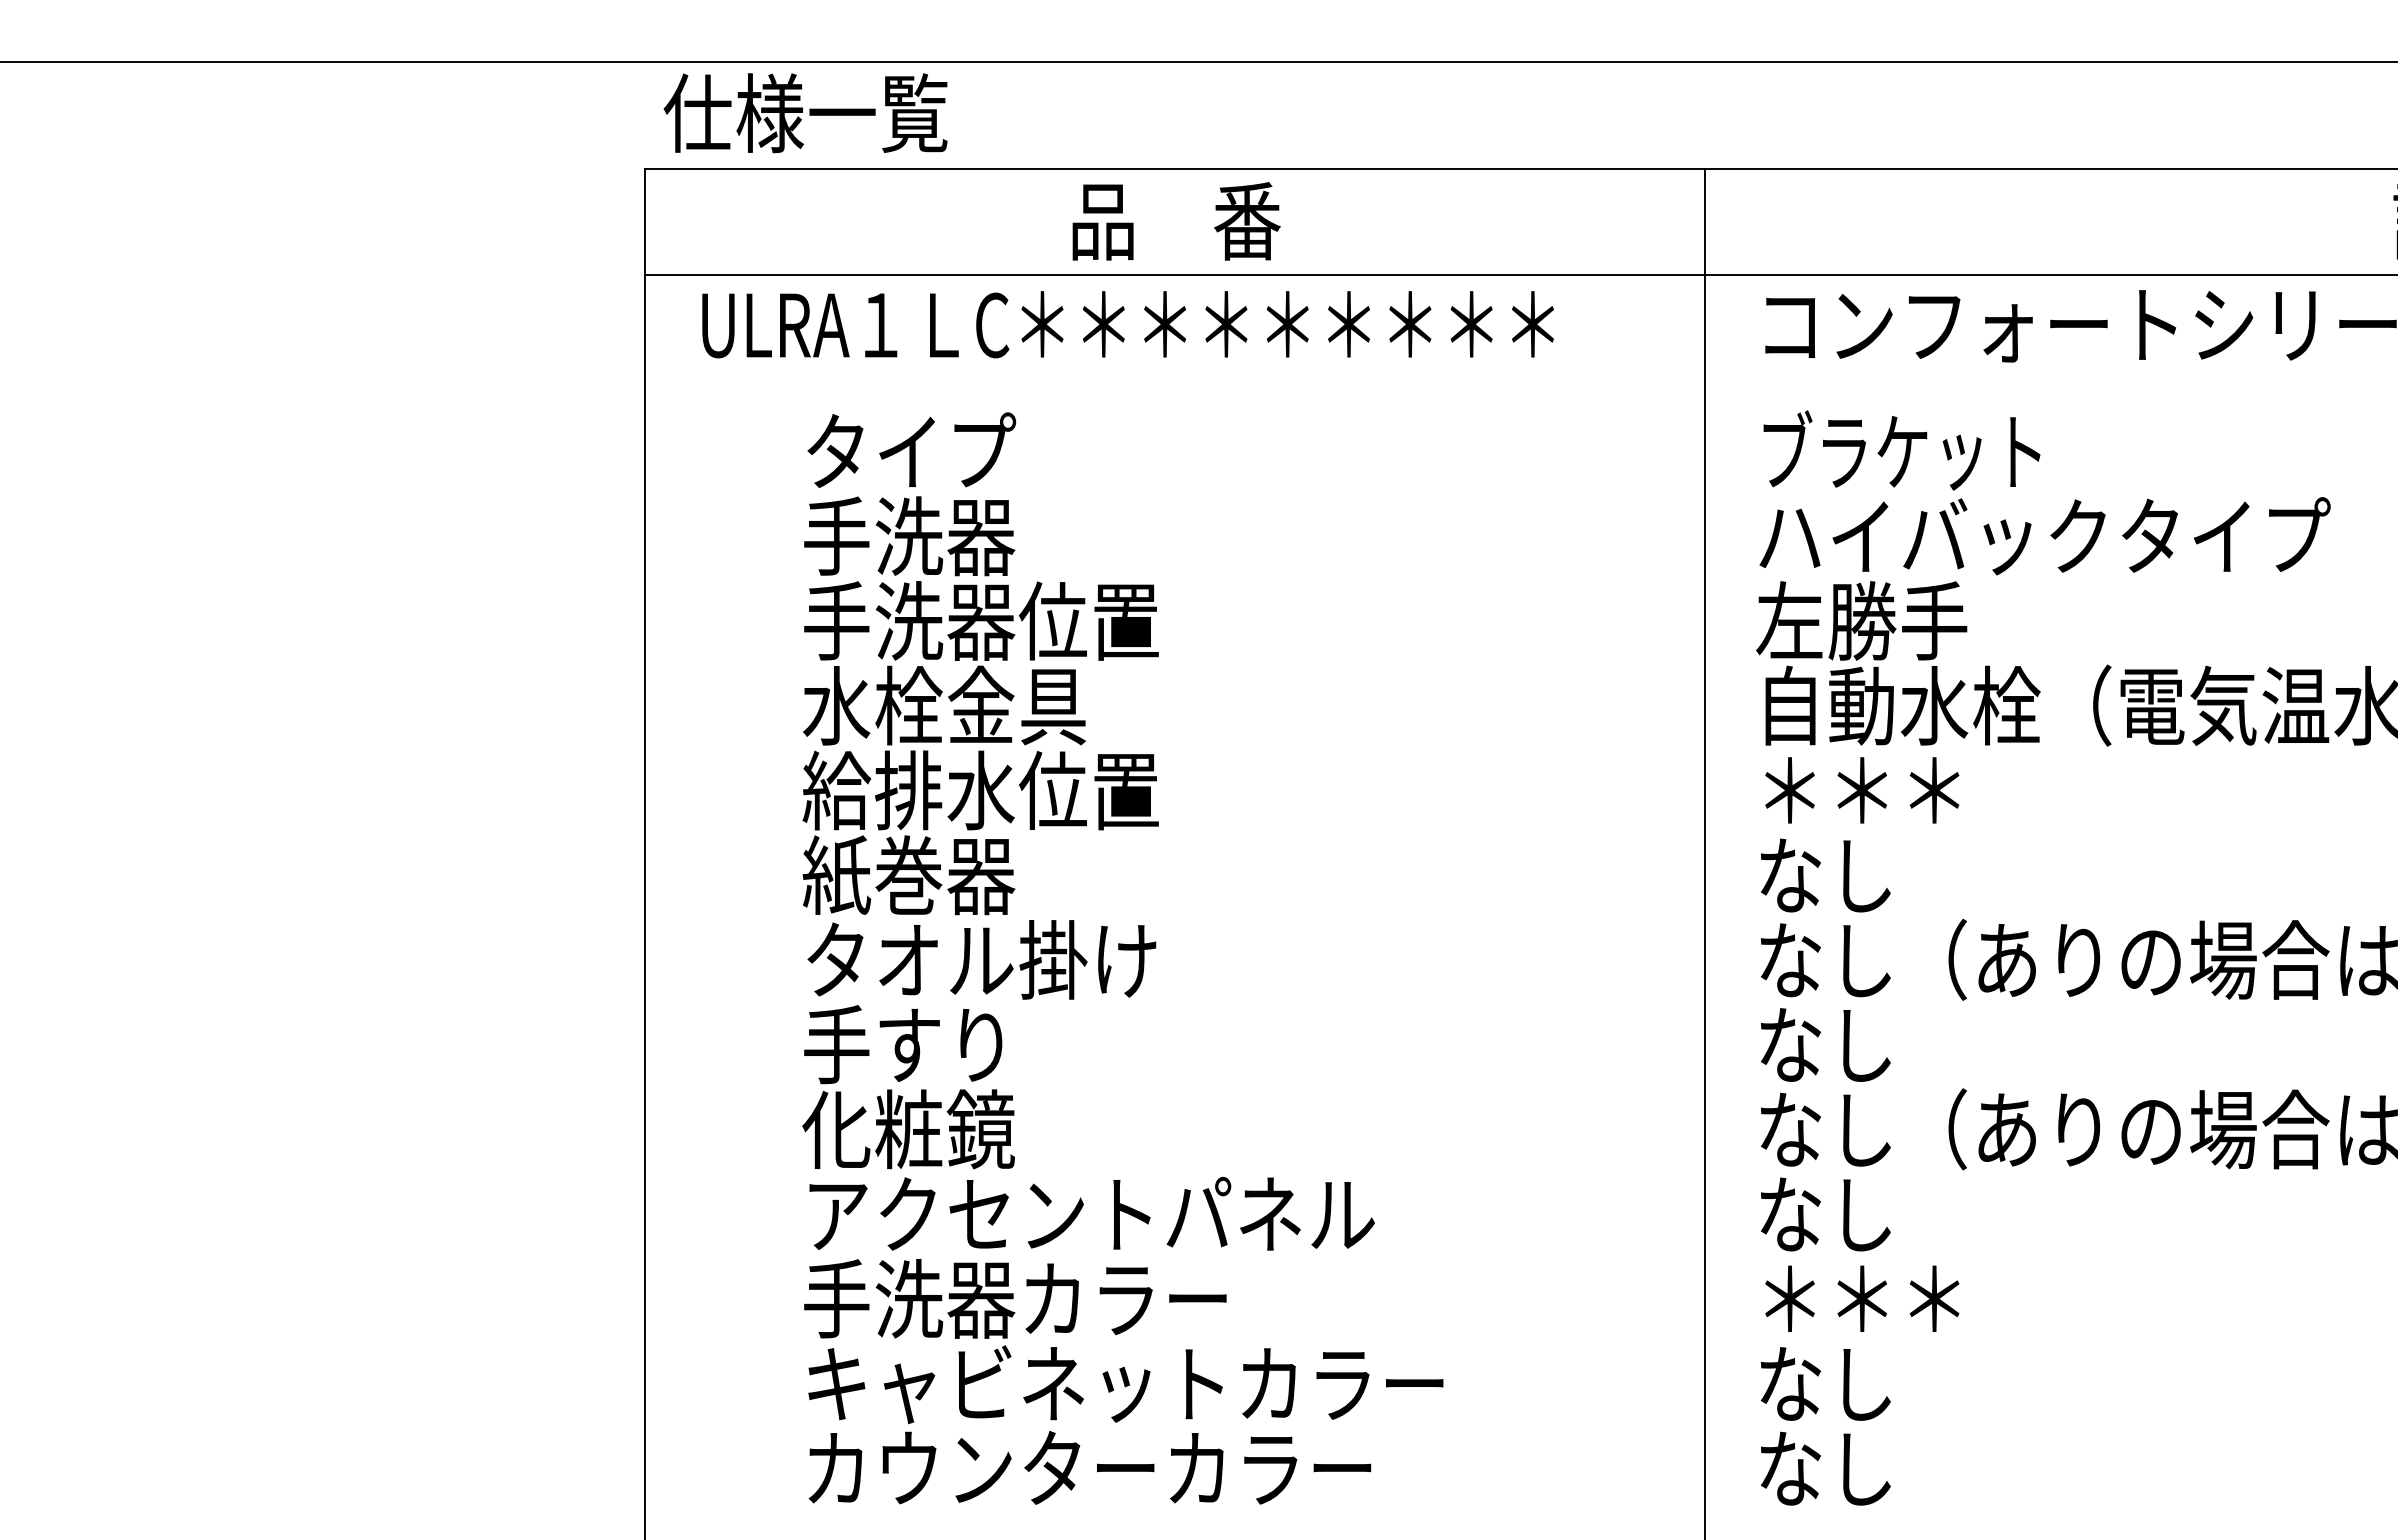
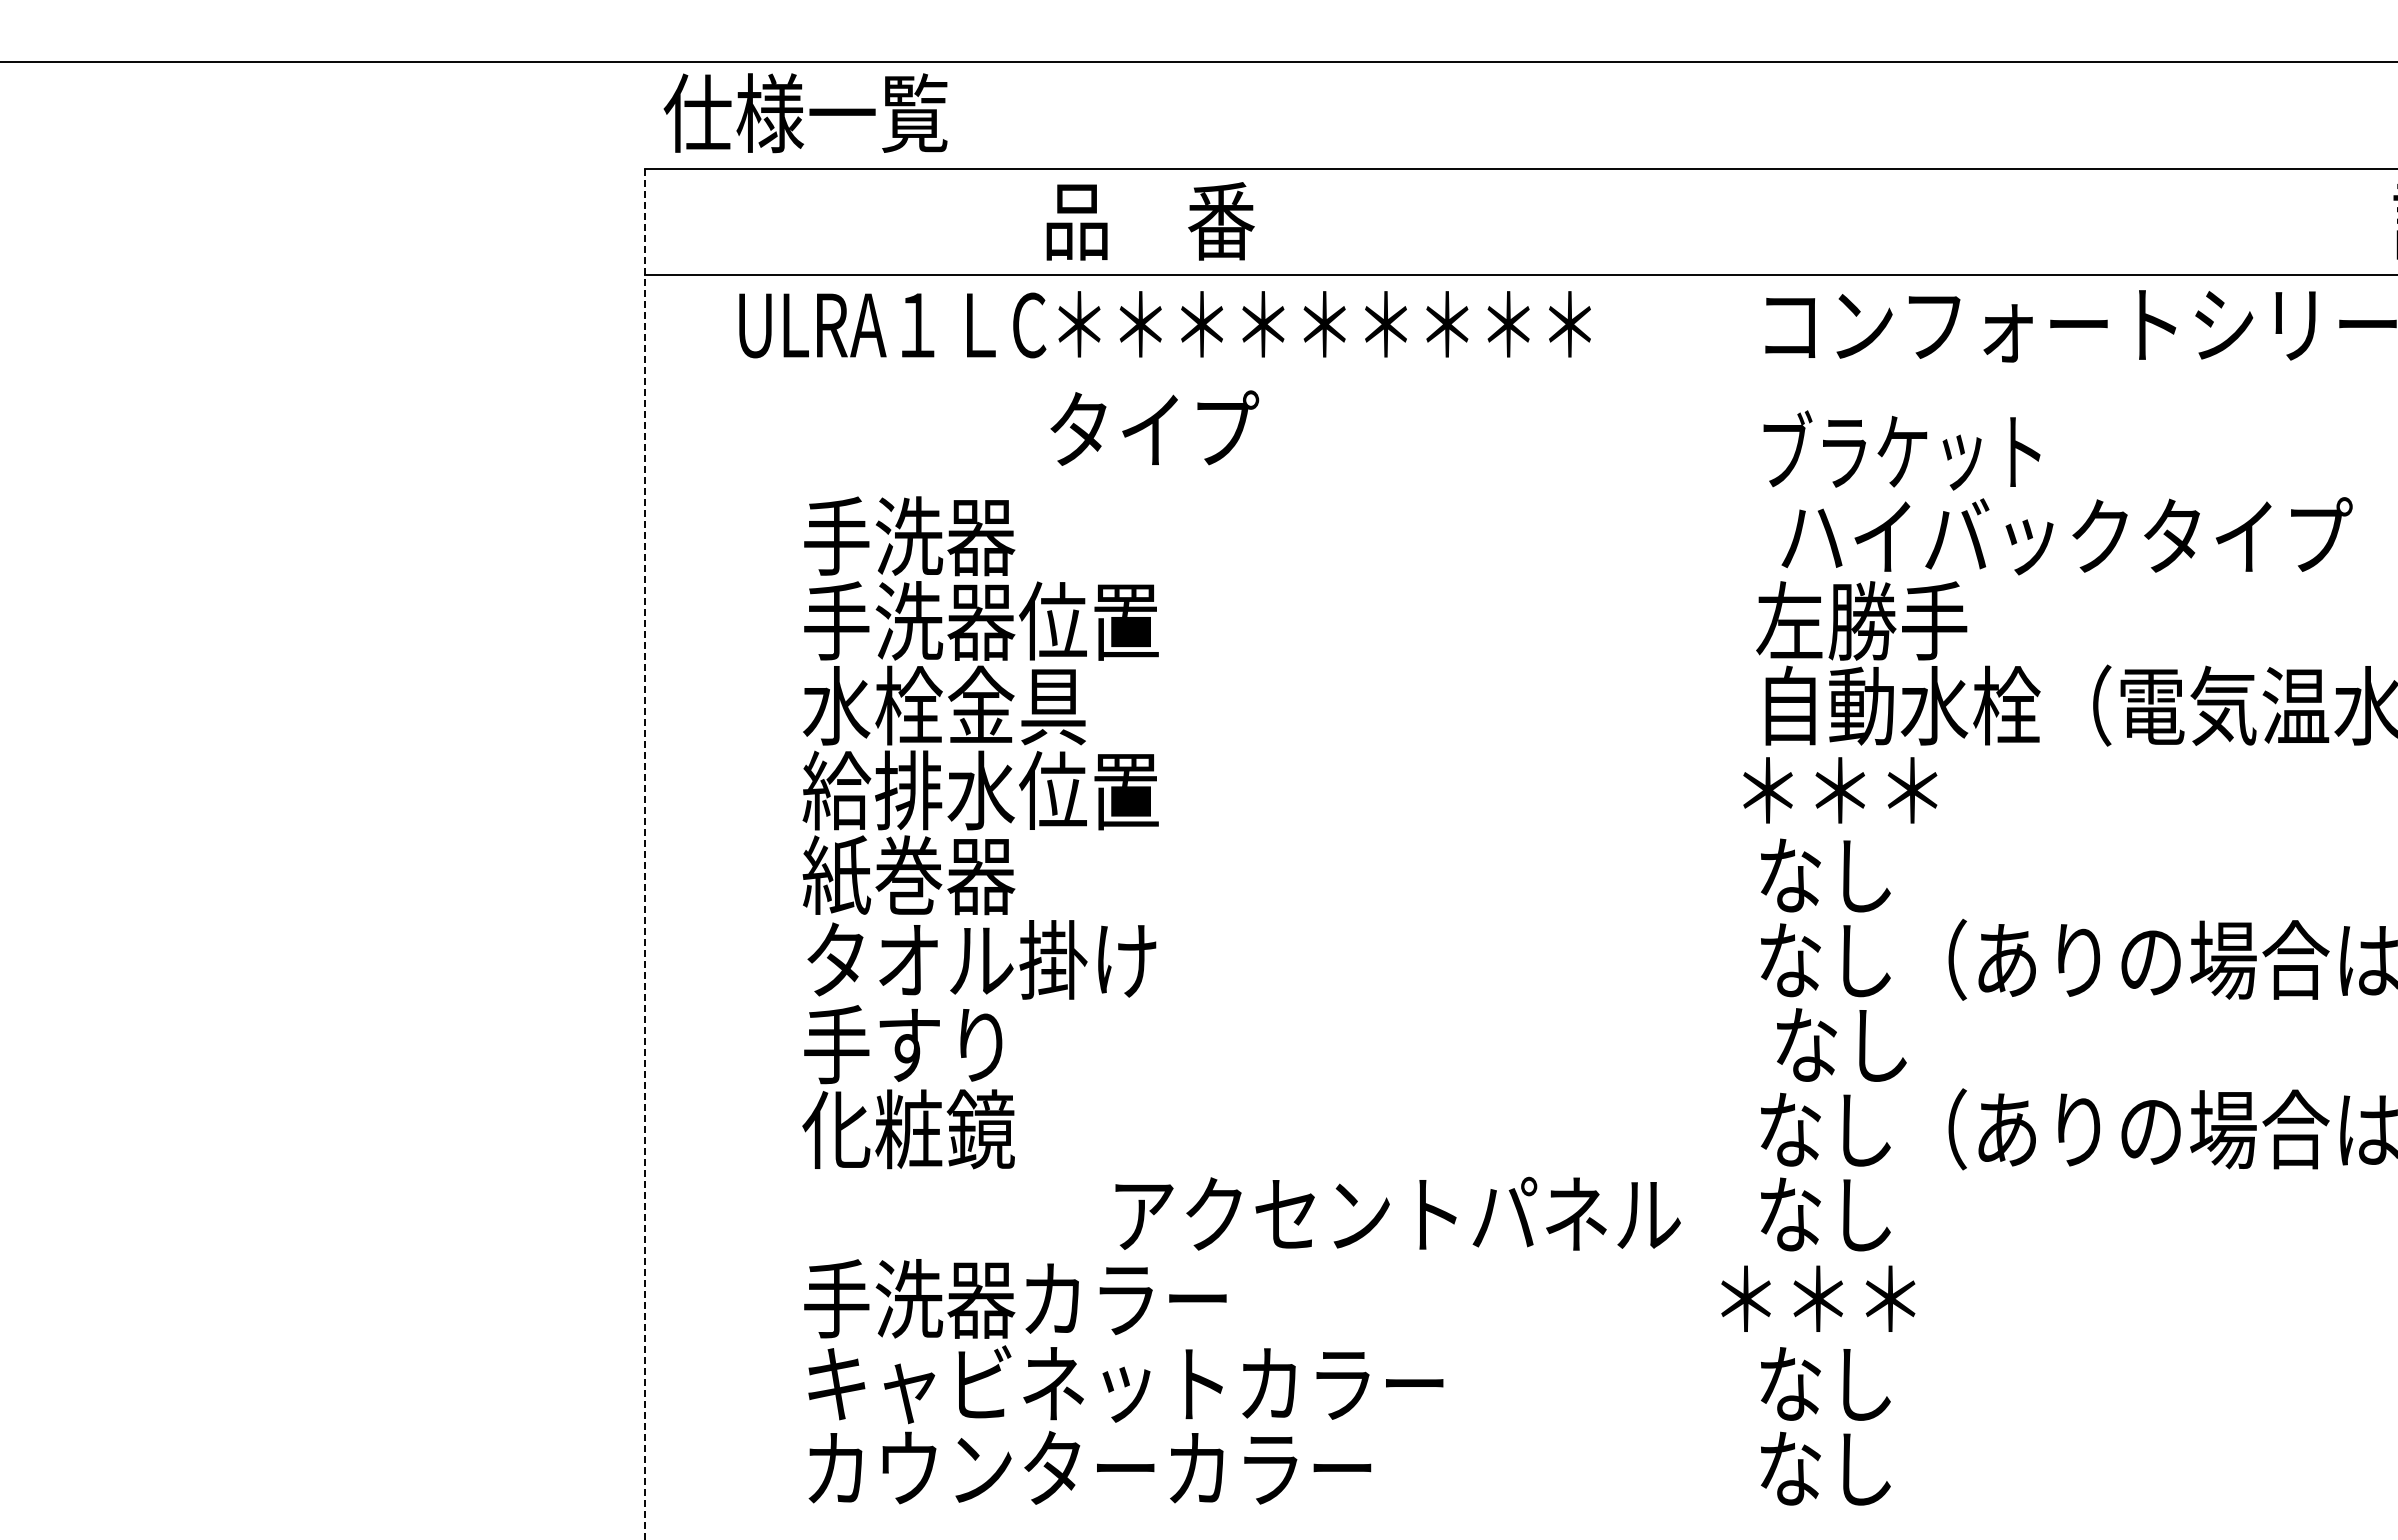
text position: (1176, 221) -> (1150, 221) (1150, 221)
text position: (1127, 324) -> (1164, 324) (1164, 324)
text position: (911, 449) -> (1154, 427) (1154, 427)
text position: (2044, 536) -> (2066, 536) (2066, 536)
text position: (1862, 790) -> (1840, 790) (1840, 790)
line: present -> none (1704, 852)
line: solid -> dashed (645, 854)
text position: (1825, 1044) -> (1841, 1044) (1841, 1044)
text position: (1091, 1213) -> (1397, 1213) (1397, 1213)
text position: (1862, 1298) -> (1818, 1298) (1818, 1298)
